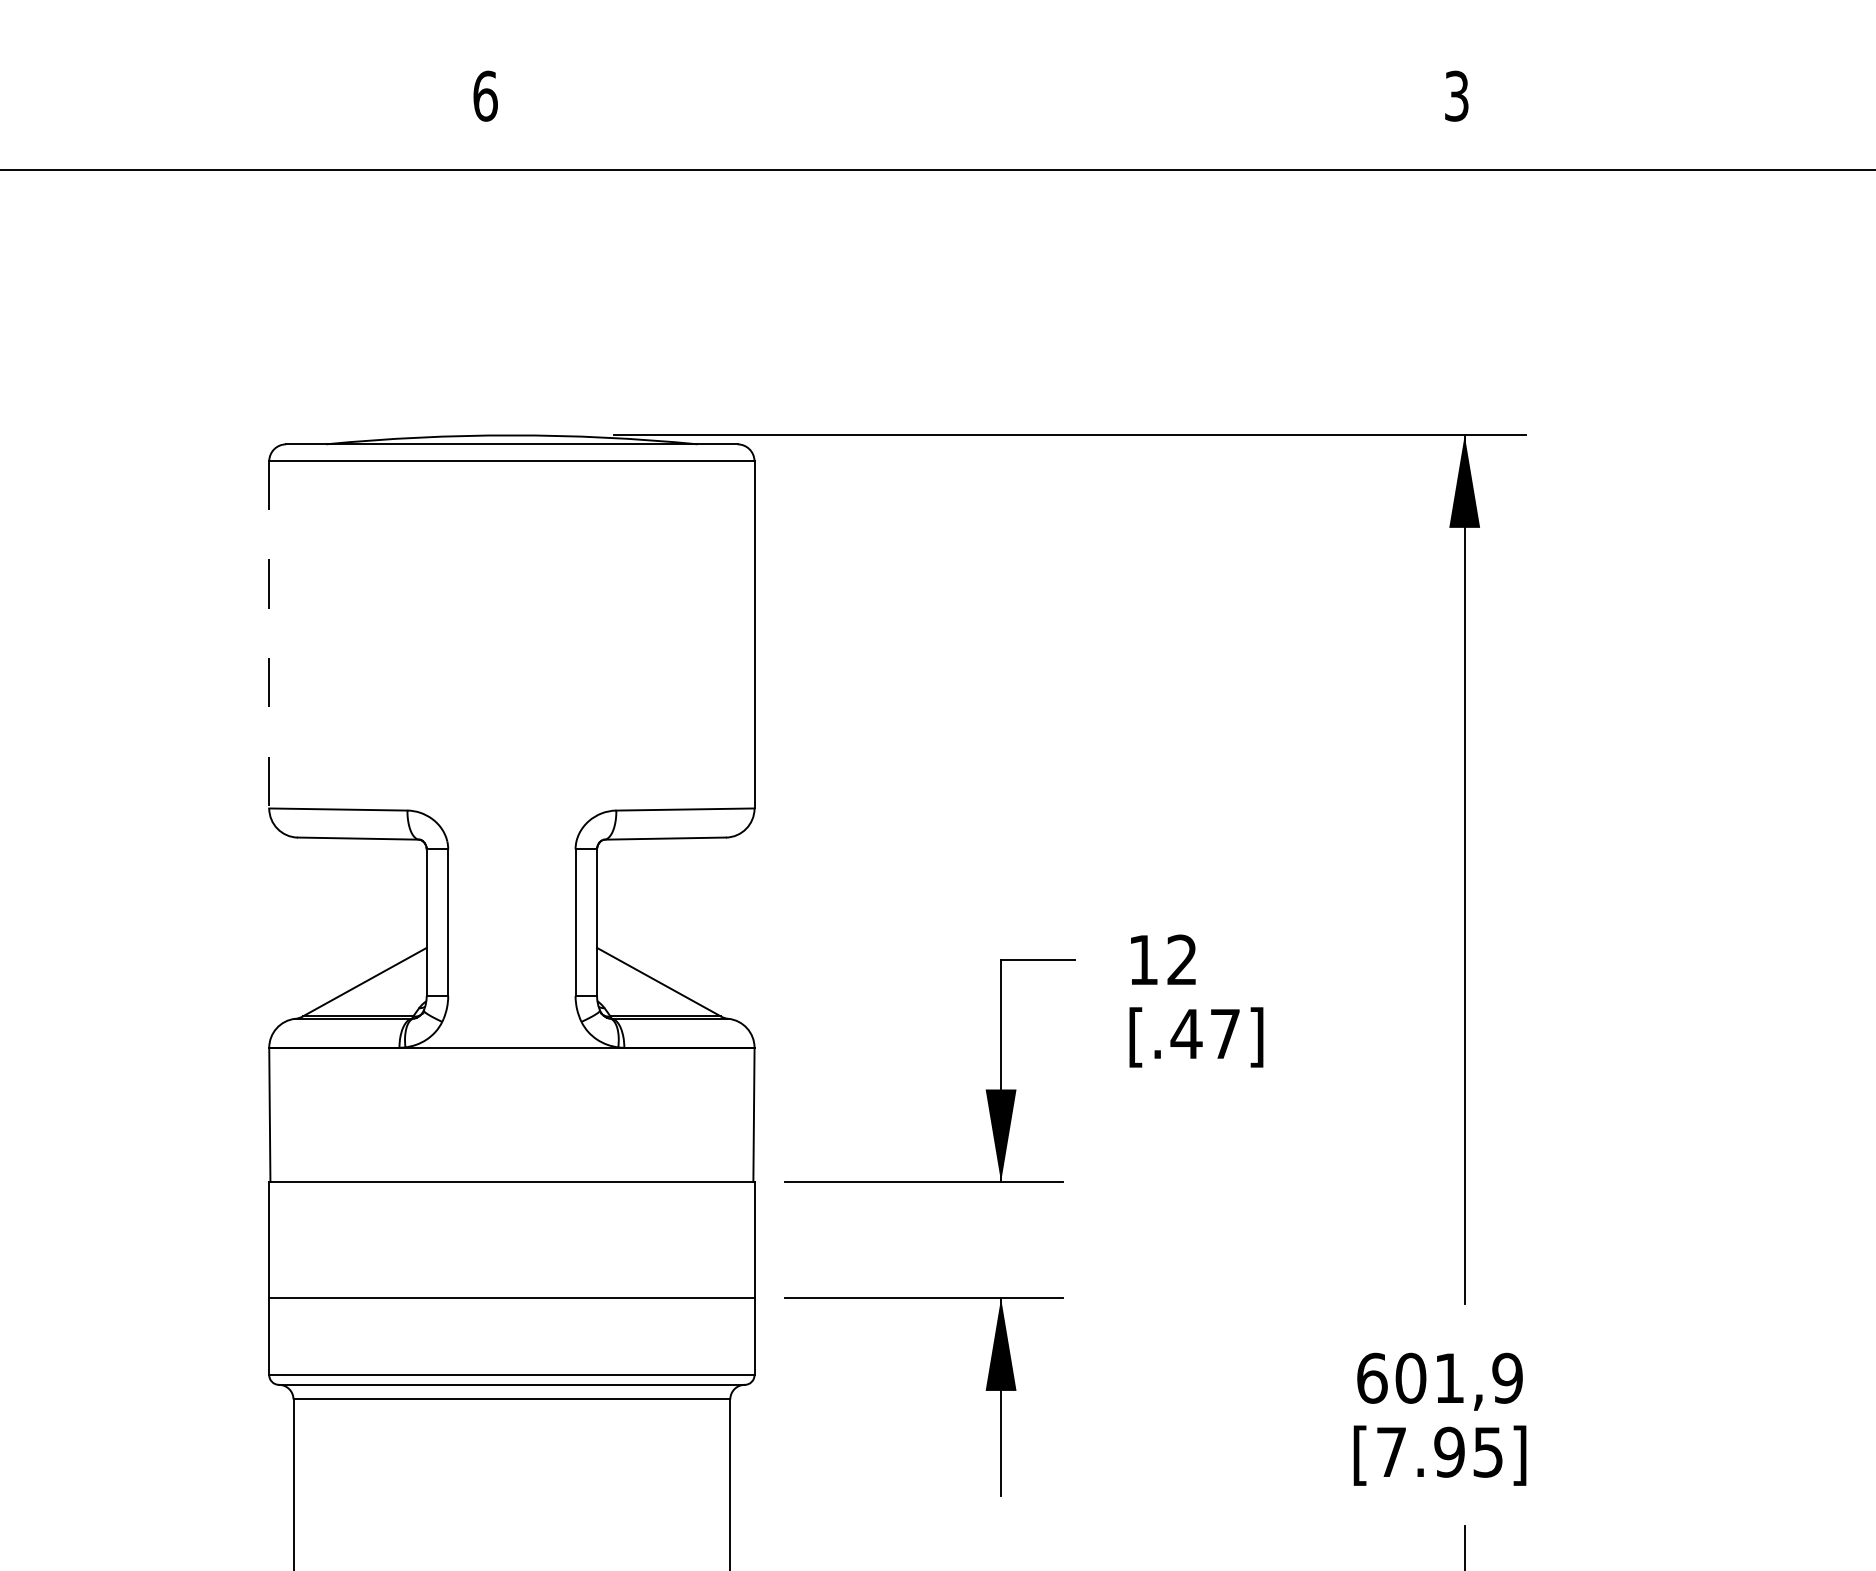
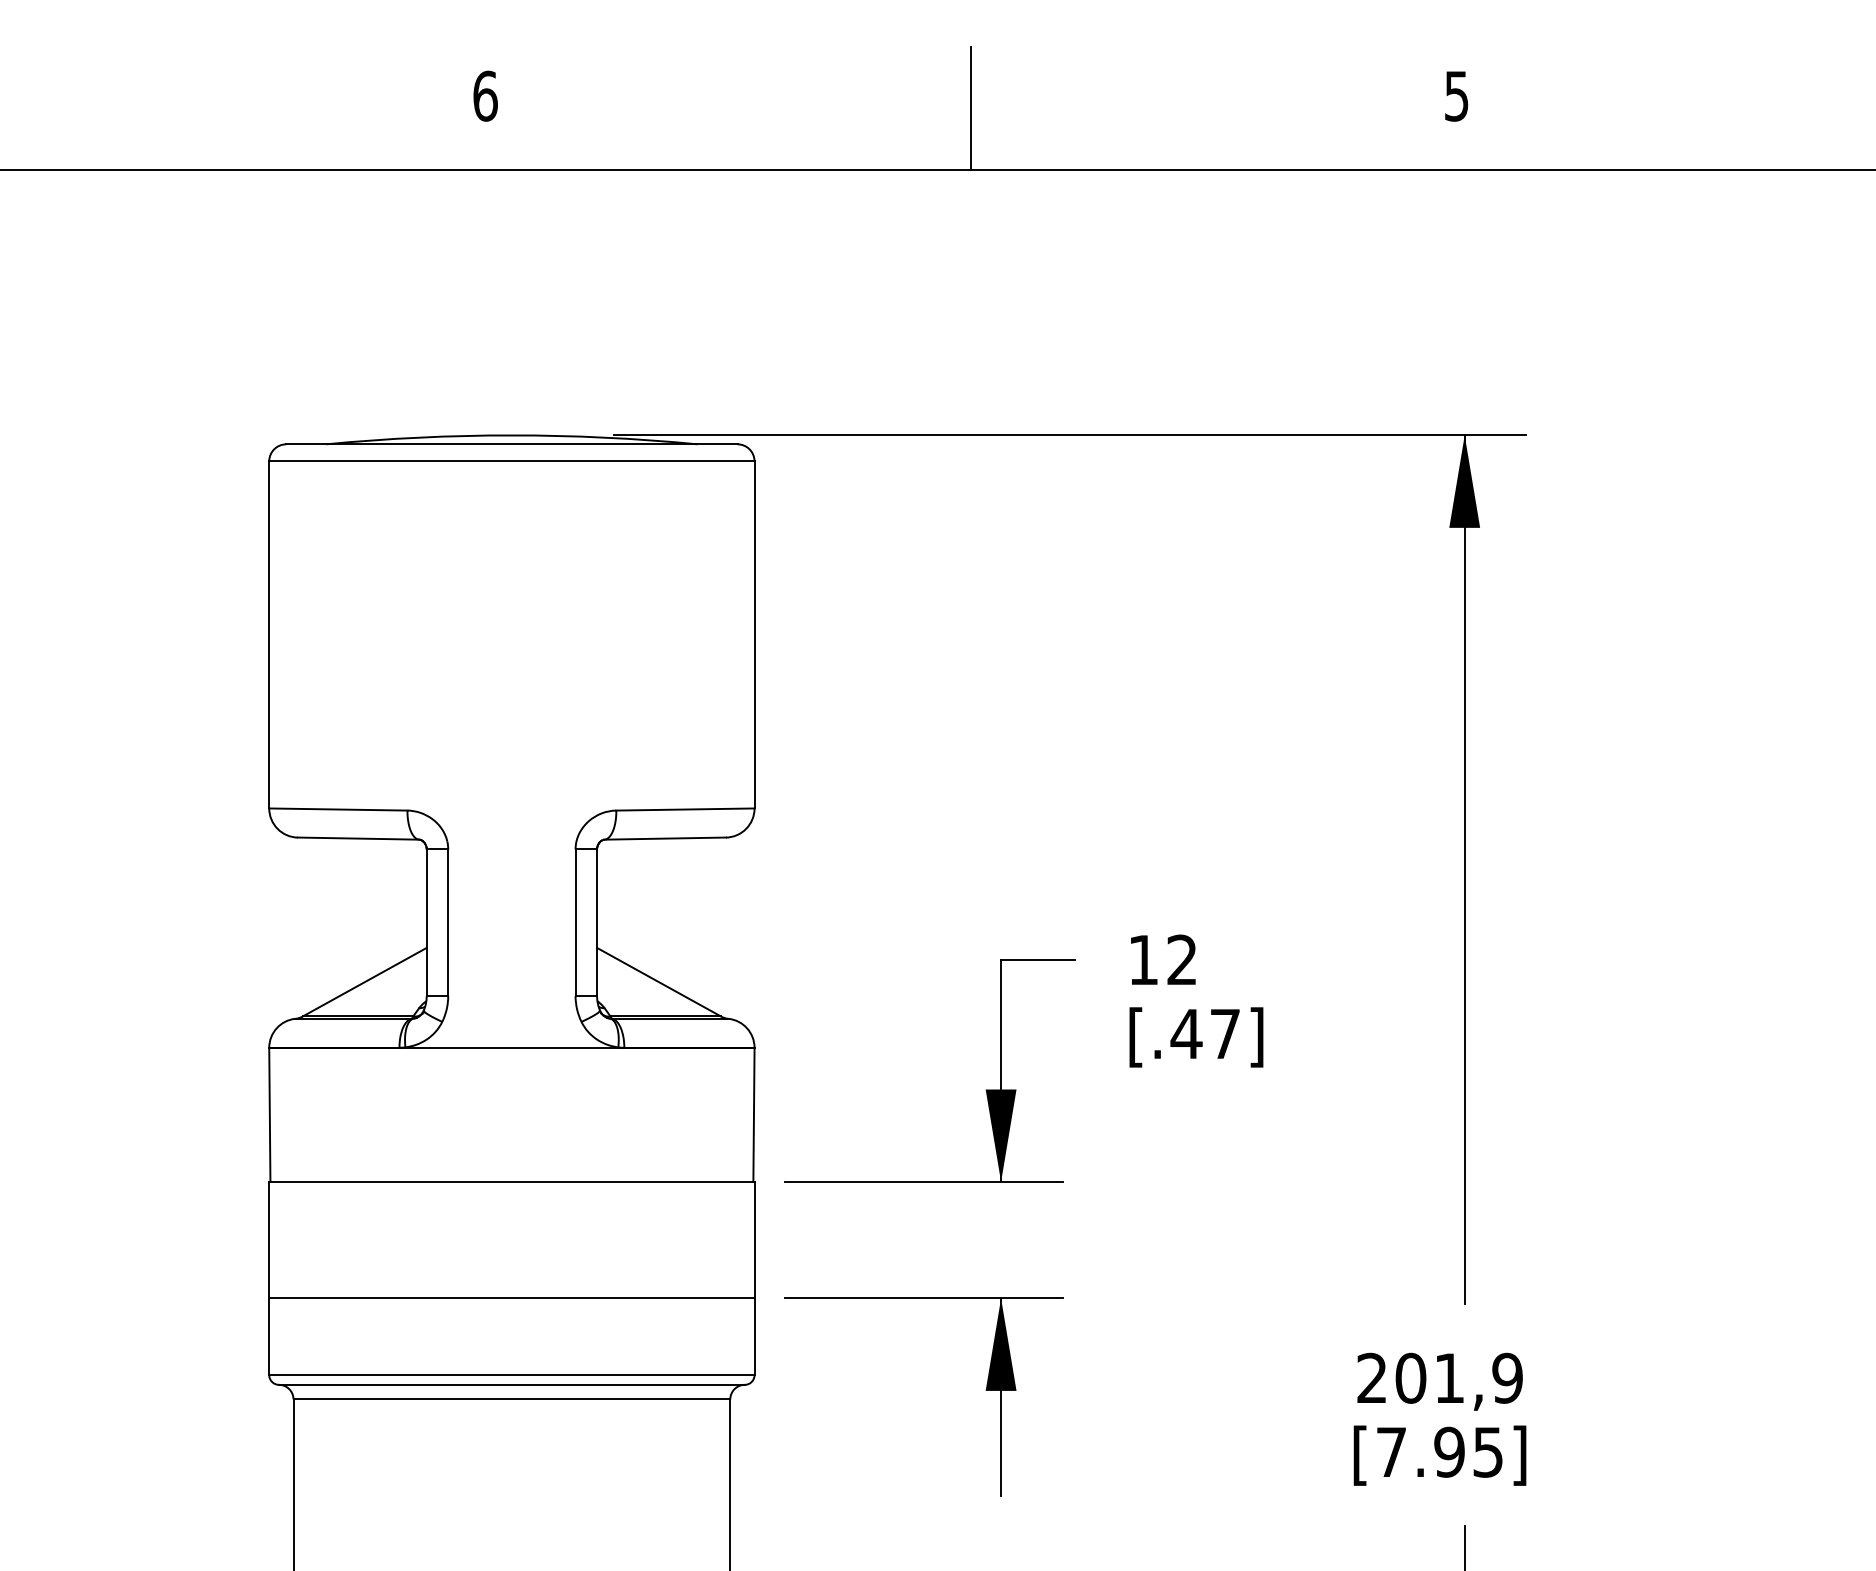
text: 3 -> 5 (1456, 95)
line: none -> present (971, 108)
line: dashed -> solid (269, 634)
text: 601,9 -> 201,9 (1372, 1377)
